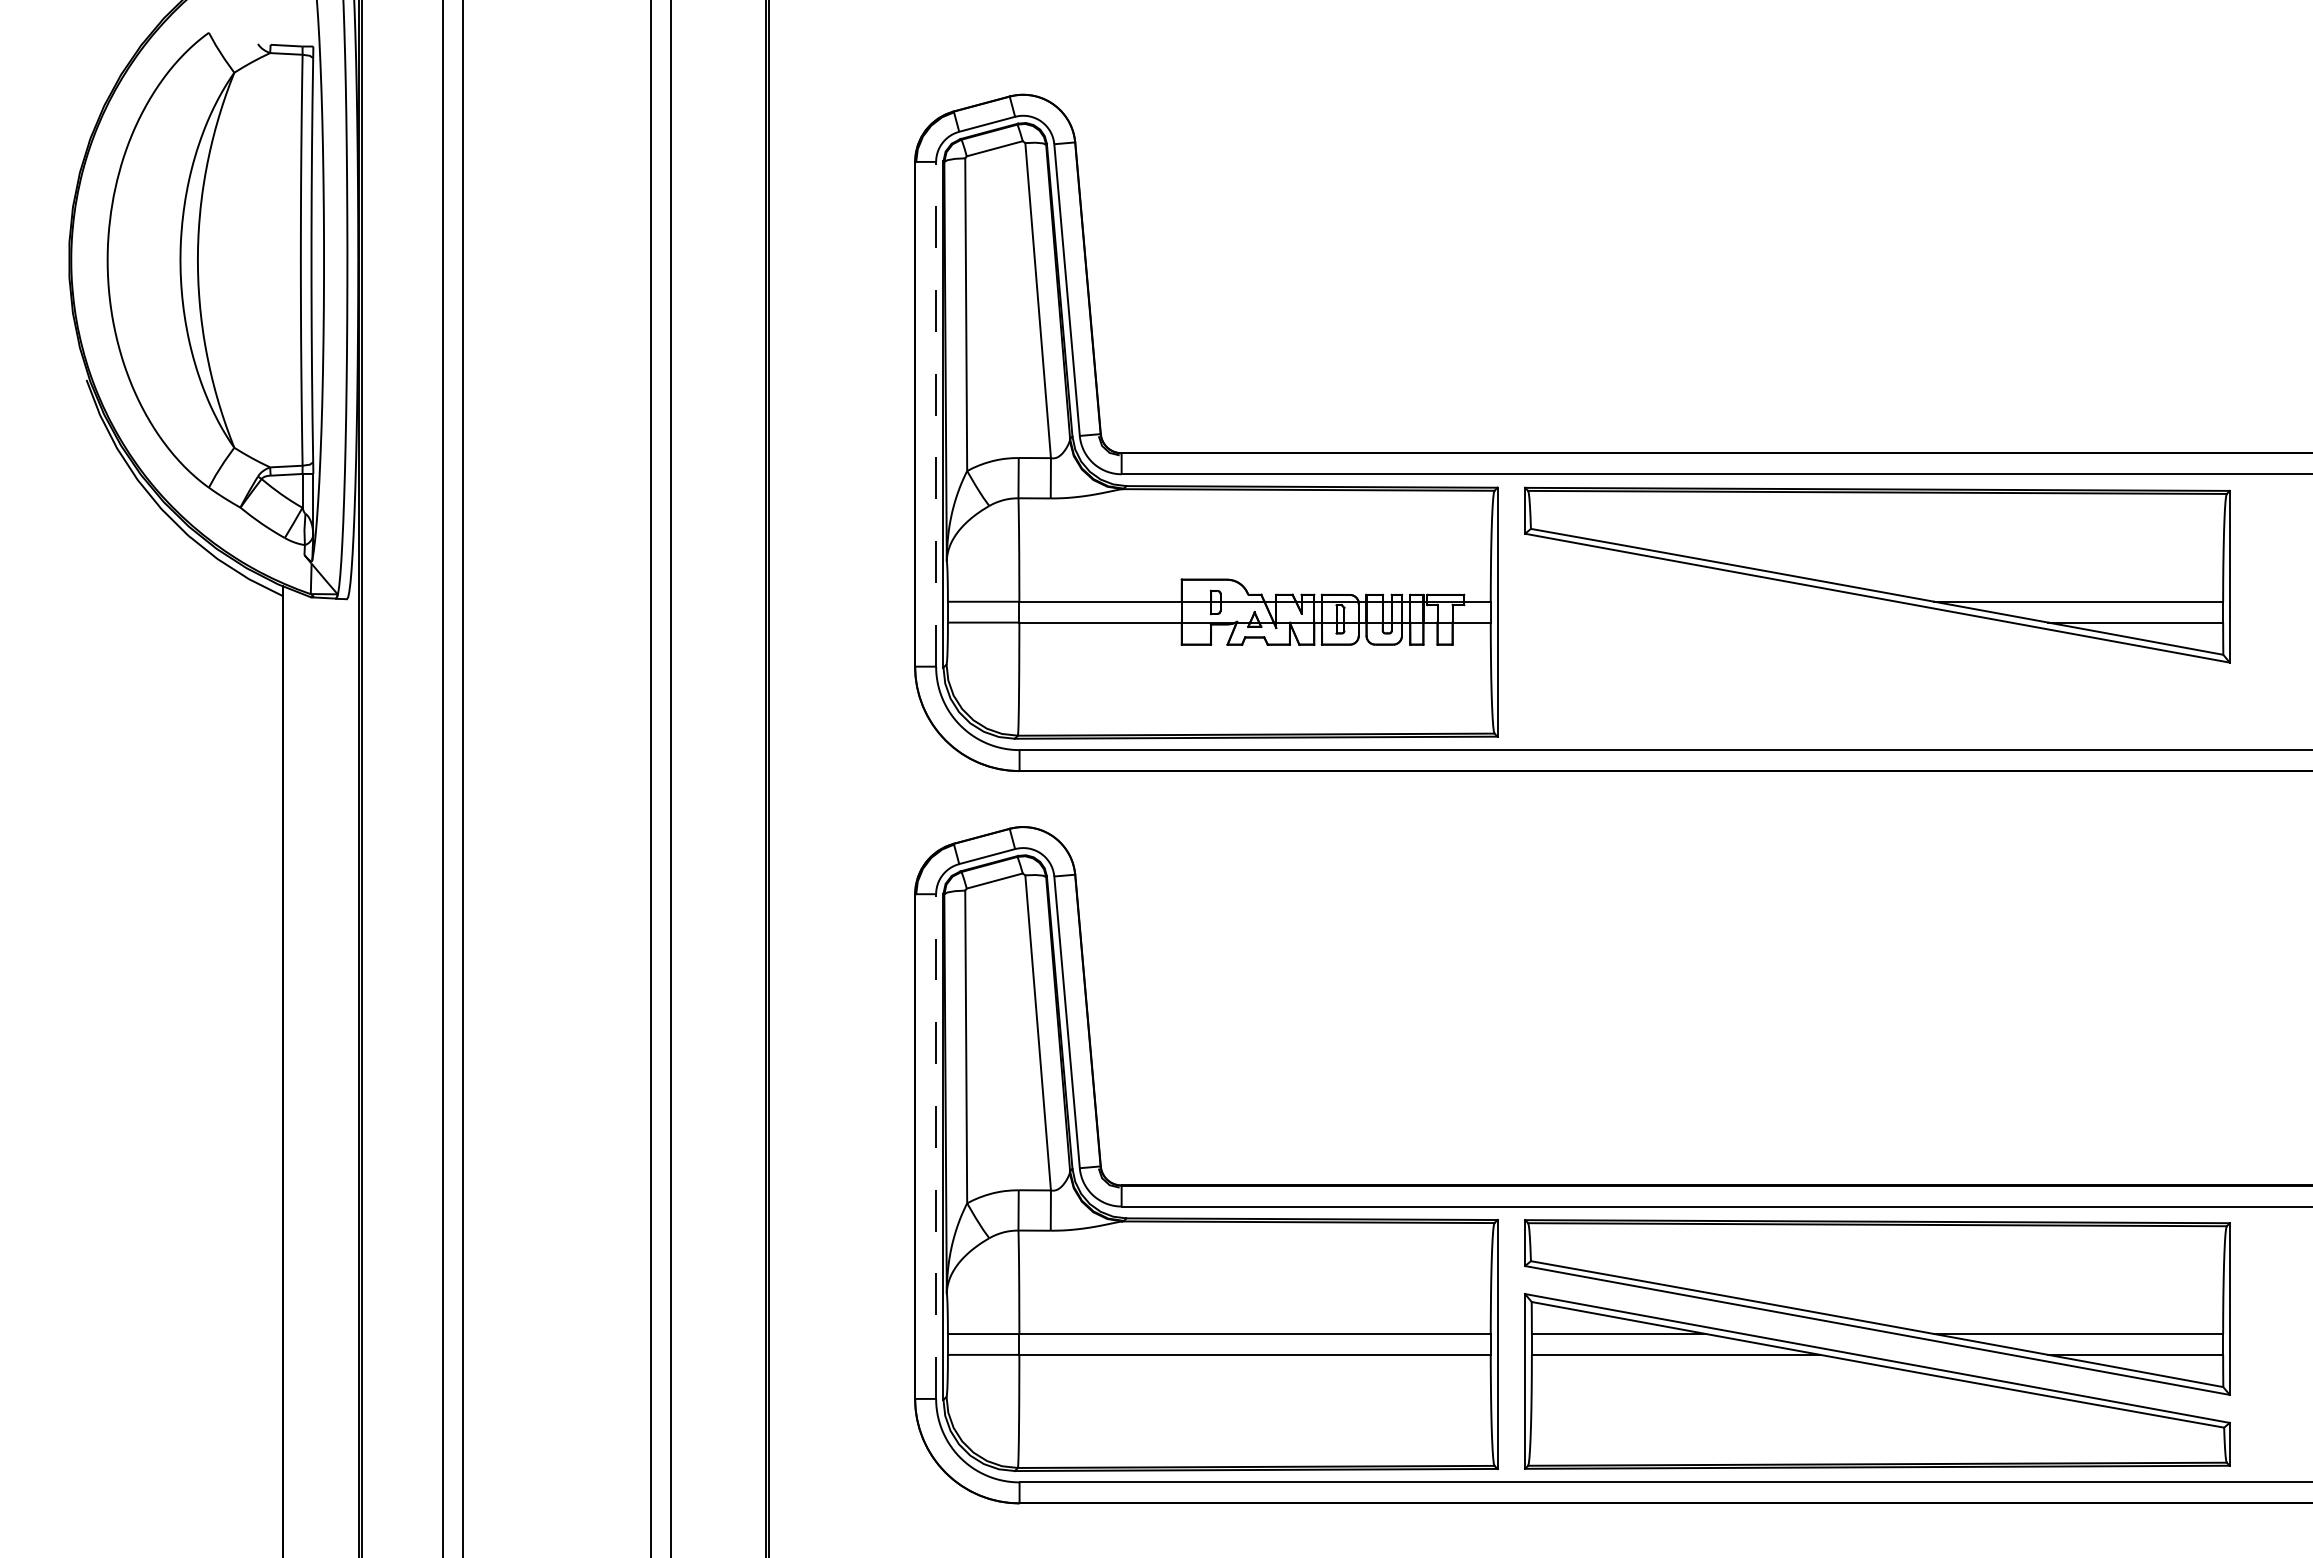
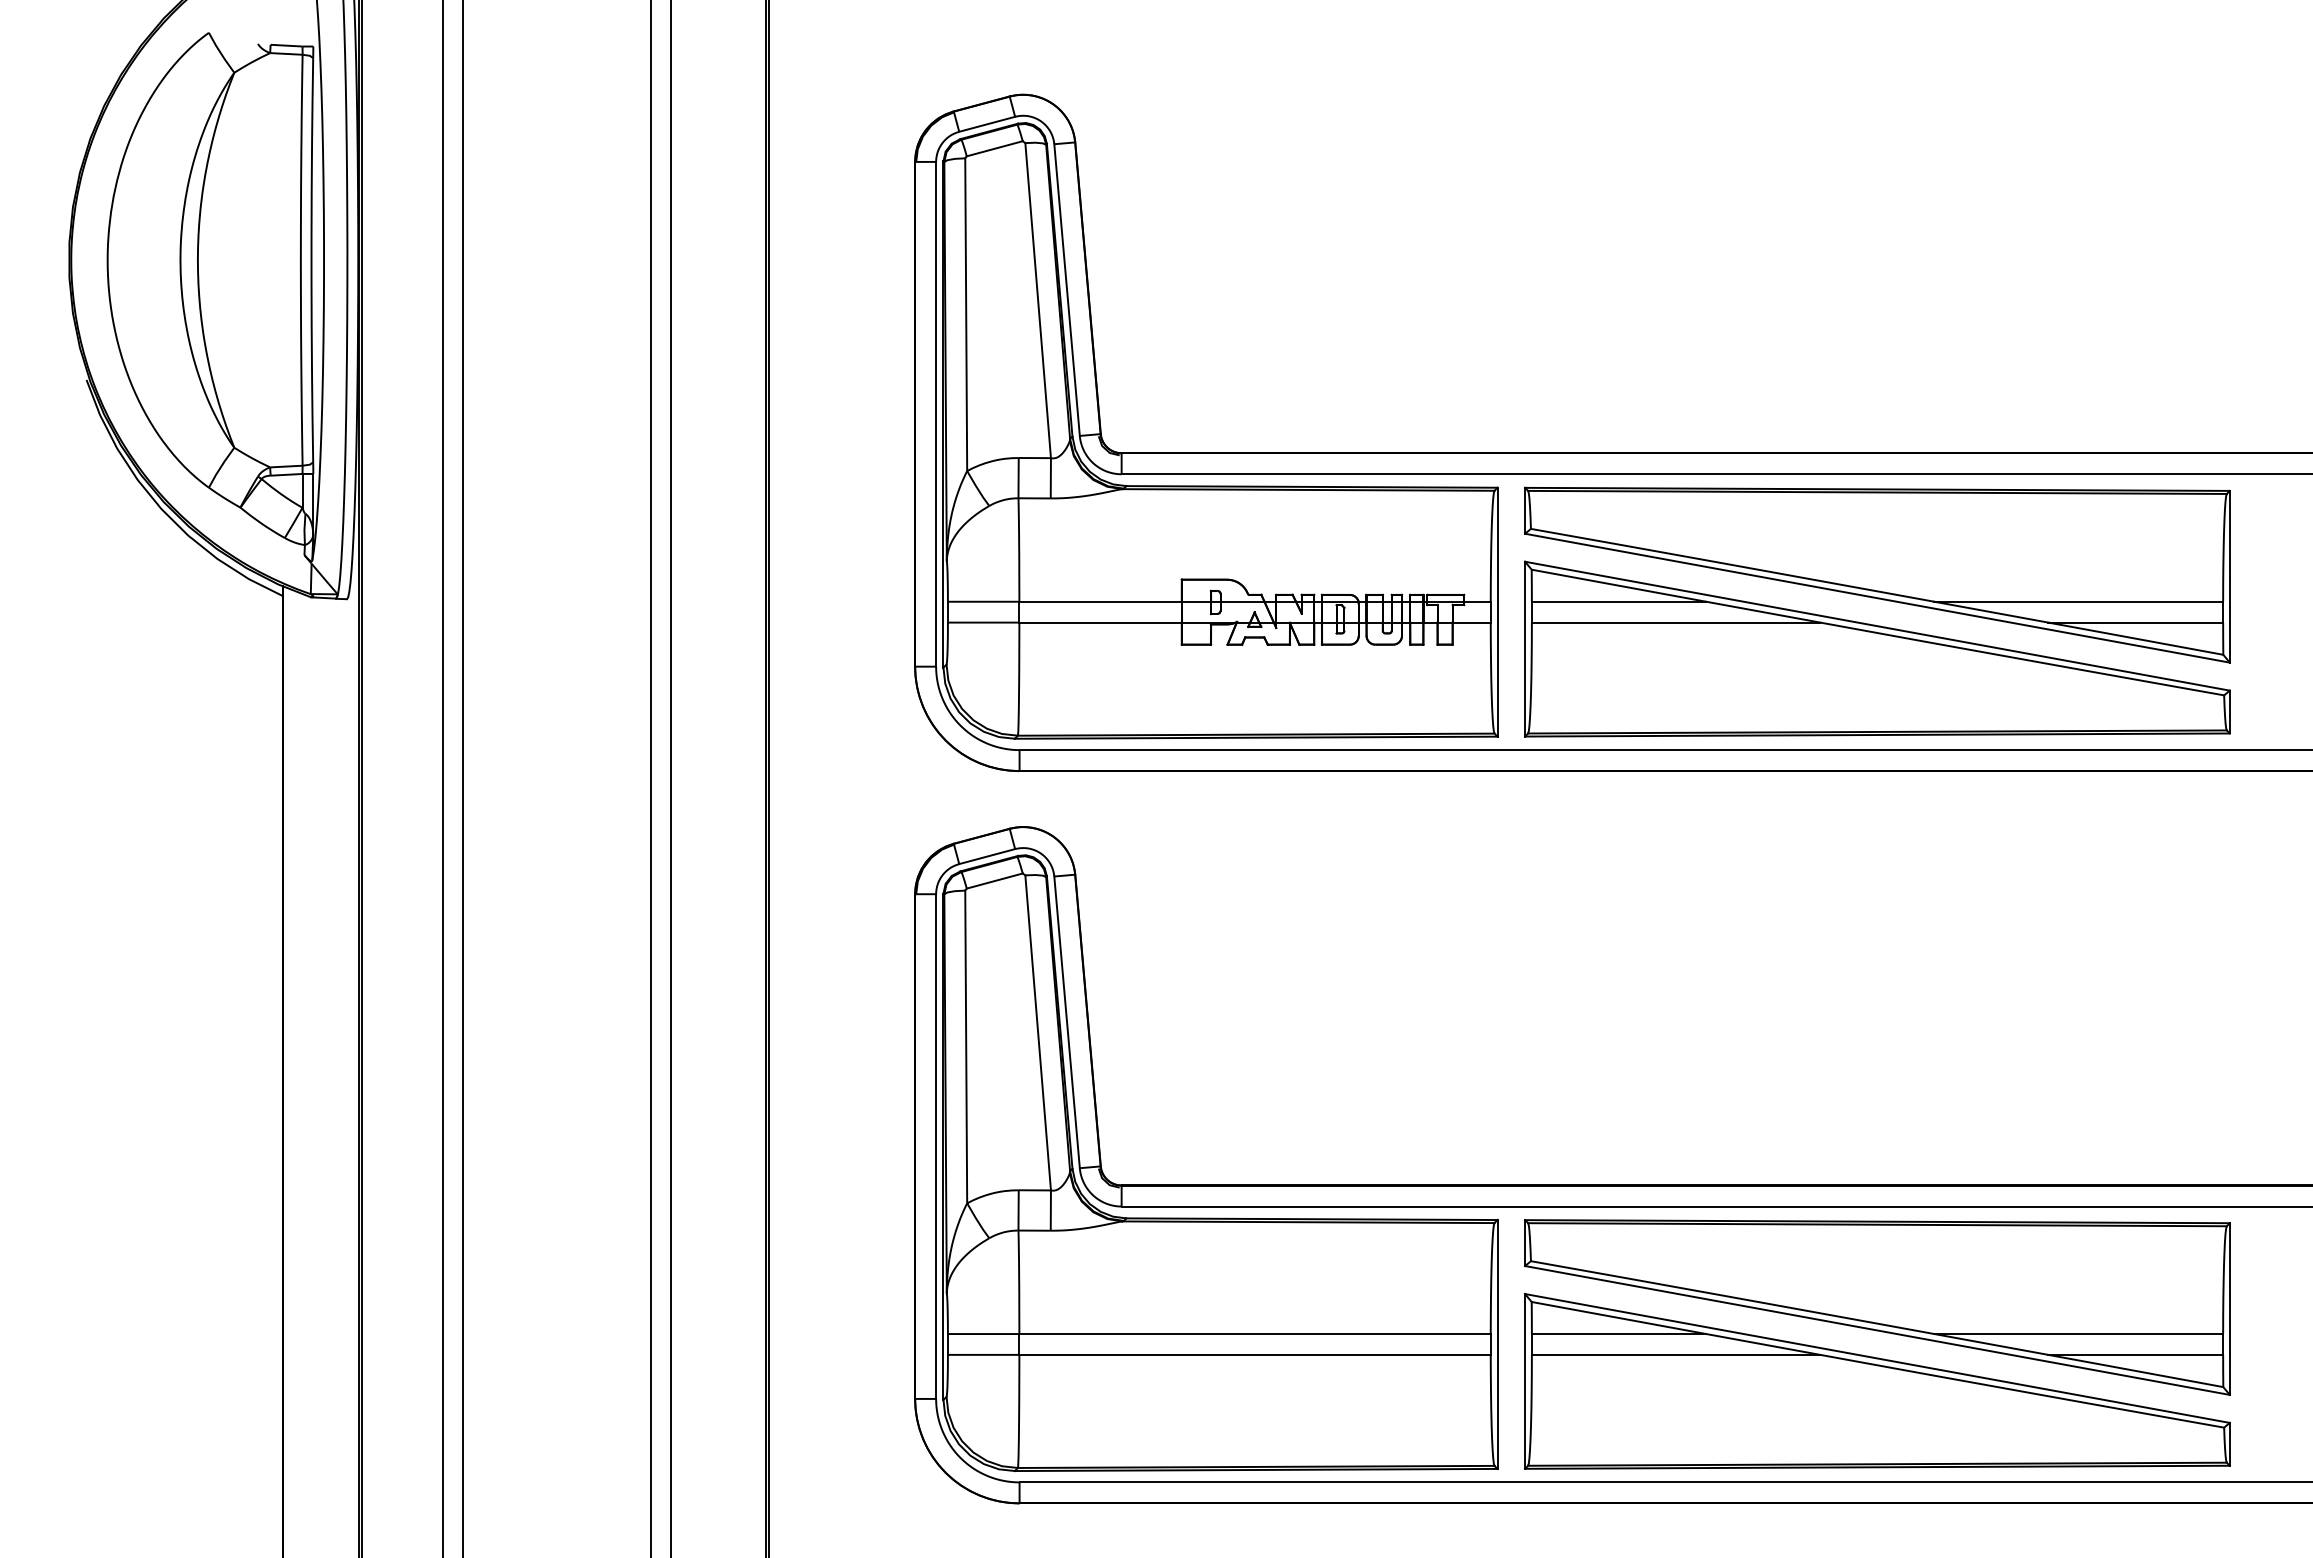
line: dashed -> solid (936, 413)
part: none -> present (1877, 648)
line: dashed -> solid (936, 1146)
